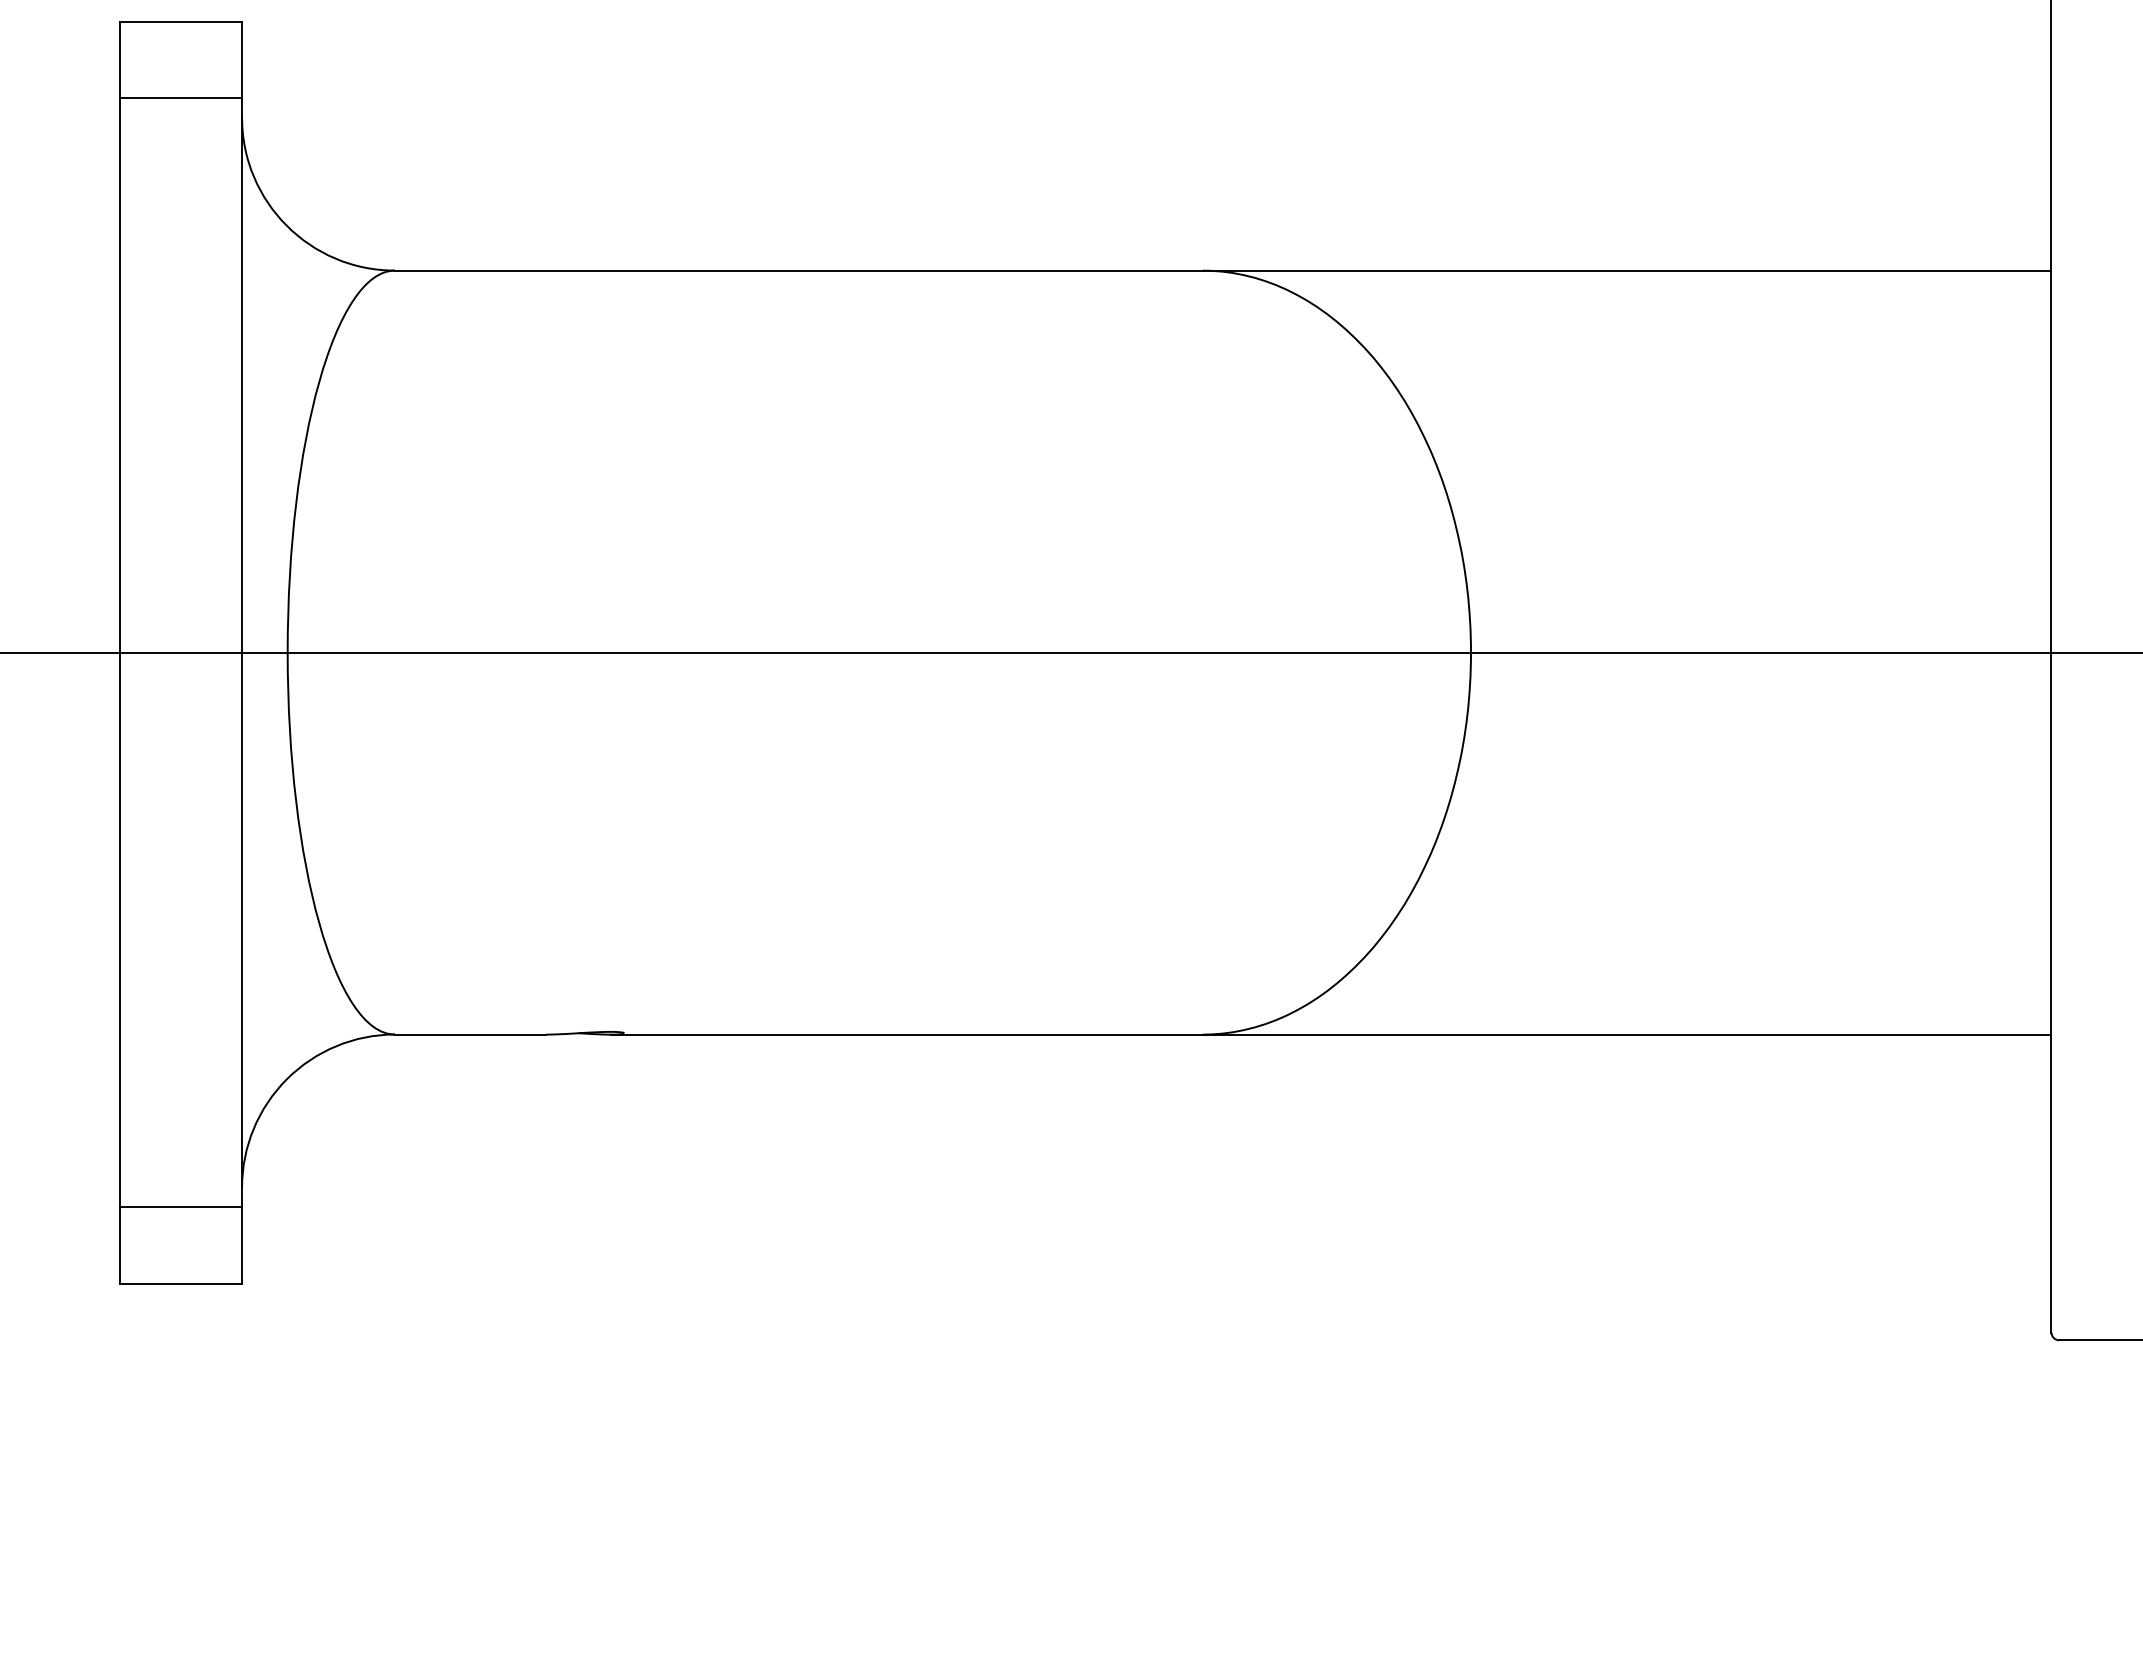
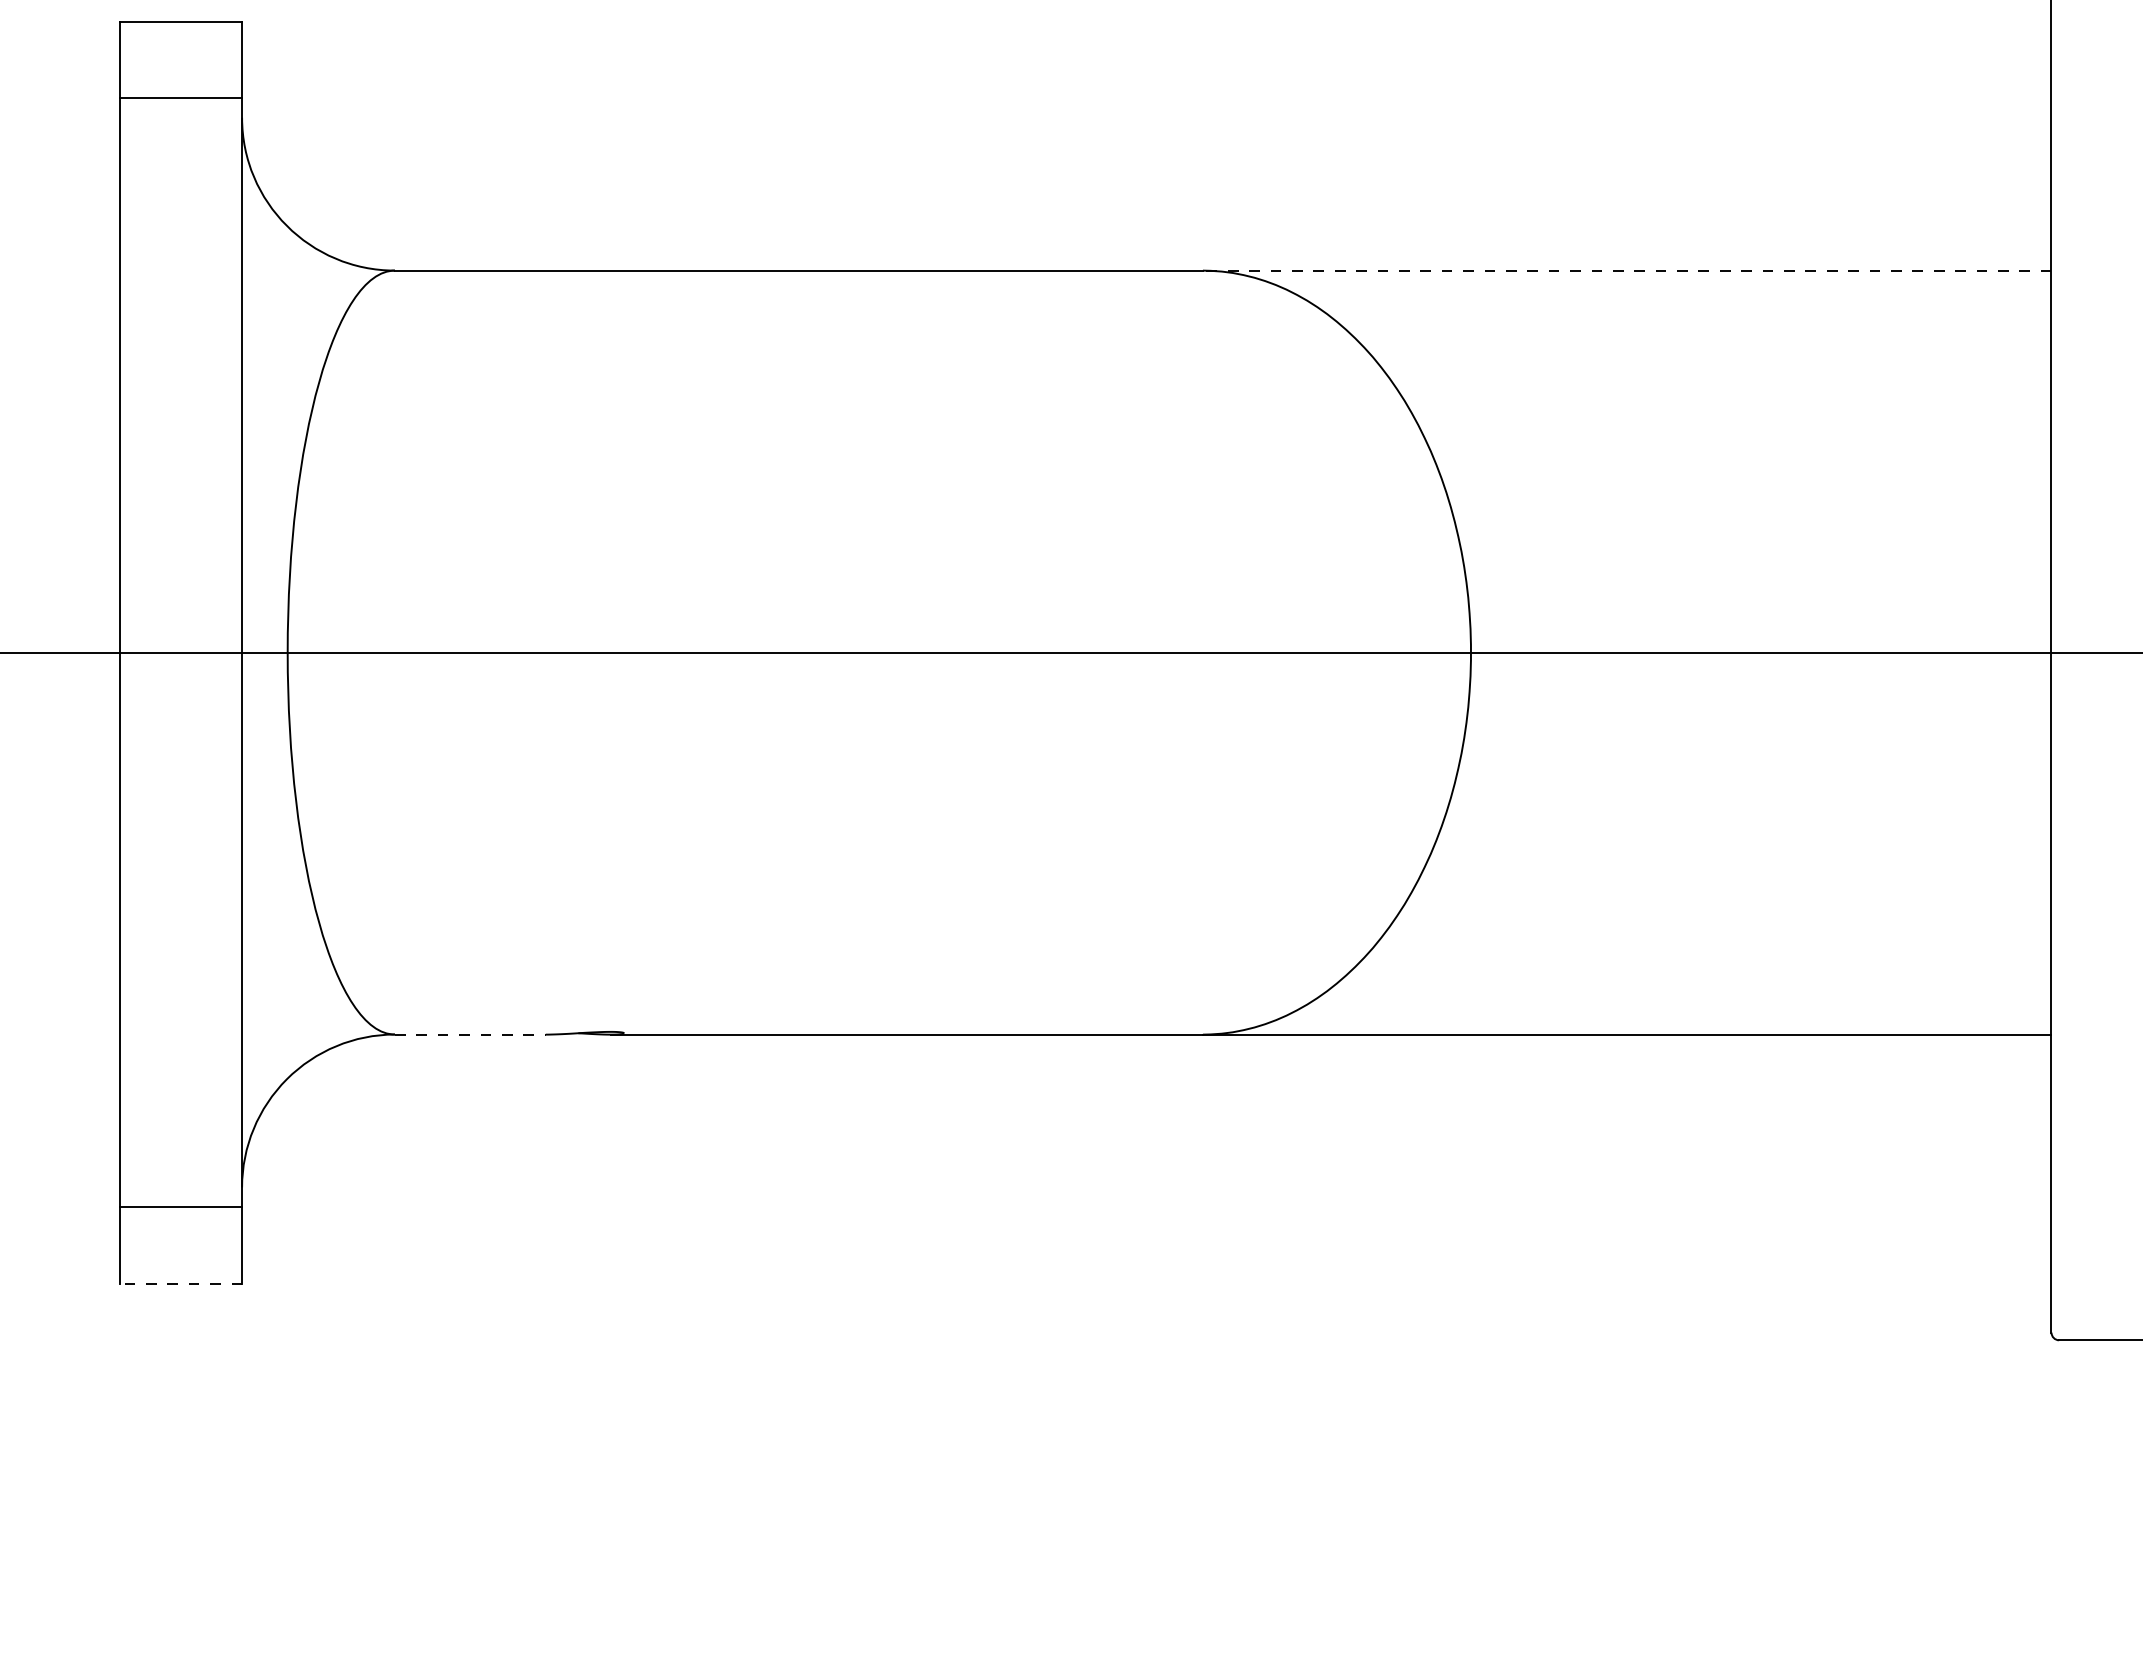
line: solid -> dashed (1626, 270)
line: solid -> dashed (470, 1034)
line: solid -> dashed (180, 1283)
